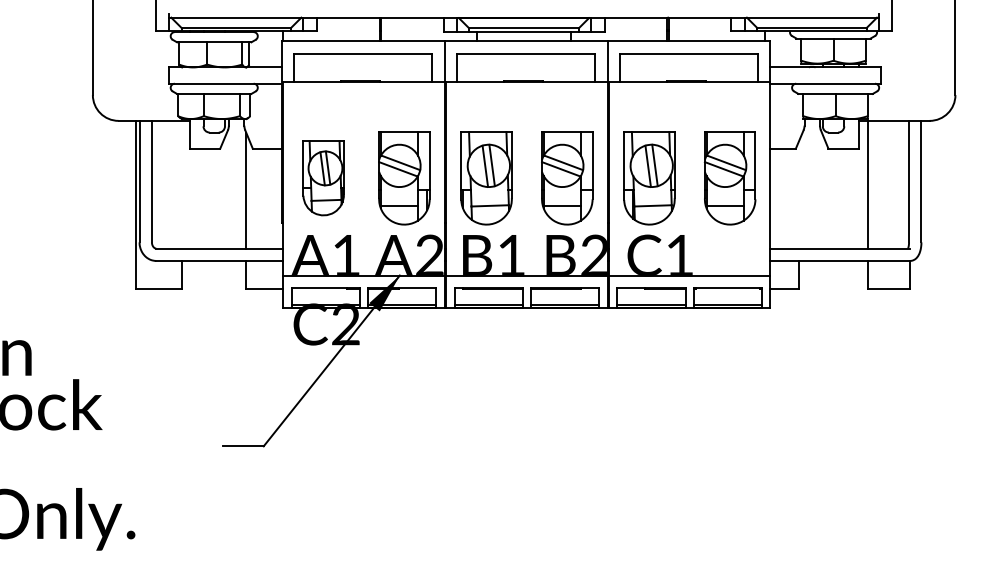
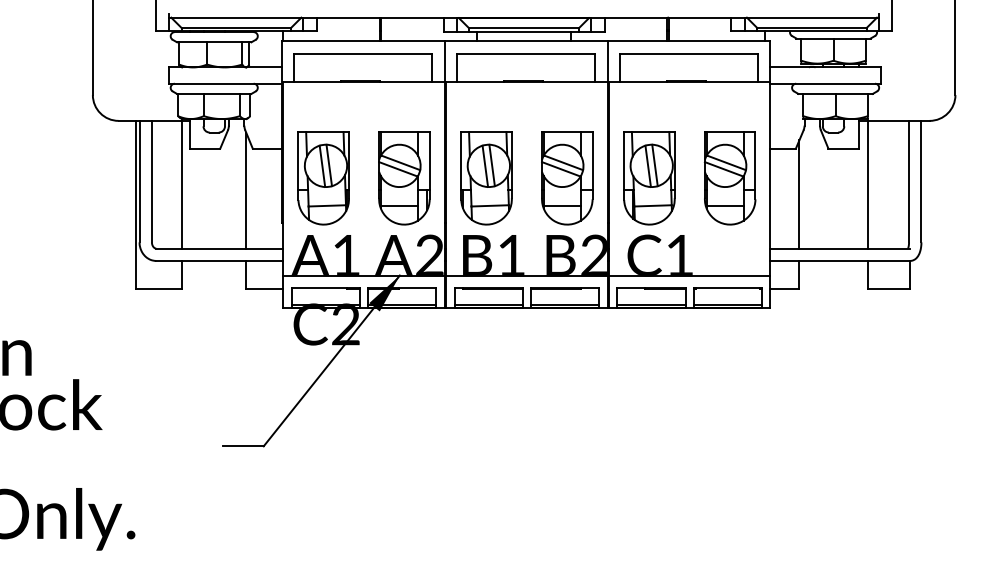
part size: 43x77 px -> 53x95 px (323, 178)
line: none -> present (182, 184)
line: none -> present (799, 194)
